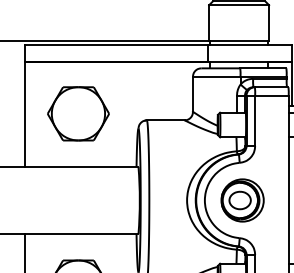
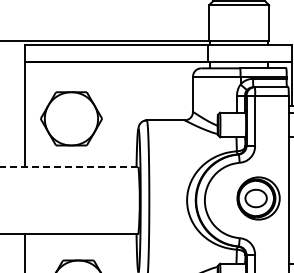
part position: (78, 113) -> (71, 118) (71, 118)
line: solid -> dashed (69, 166)
part position: (242, 200) -> (258, 198) (258, 198)
